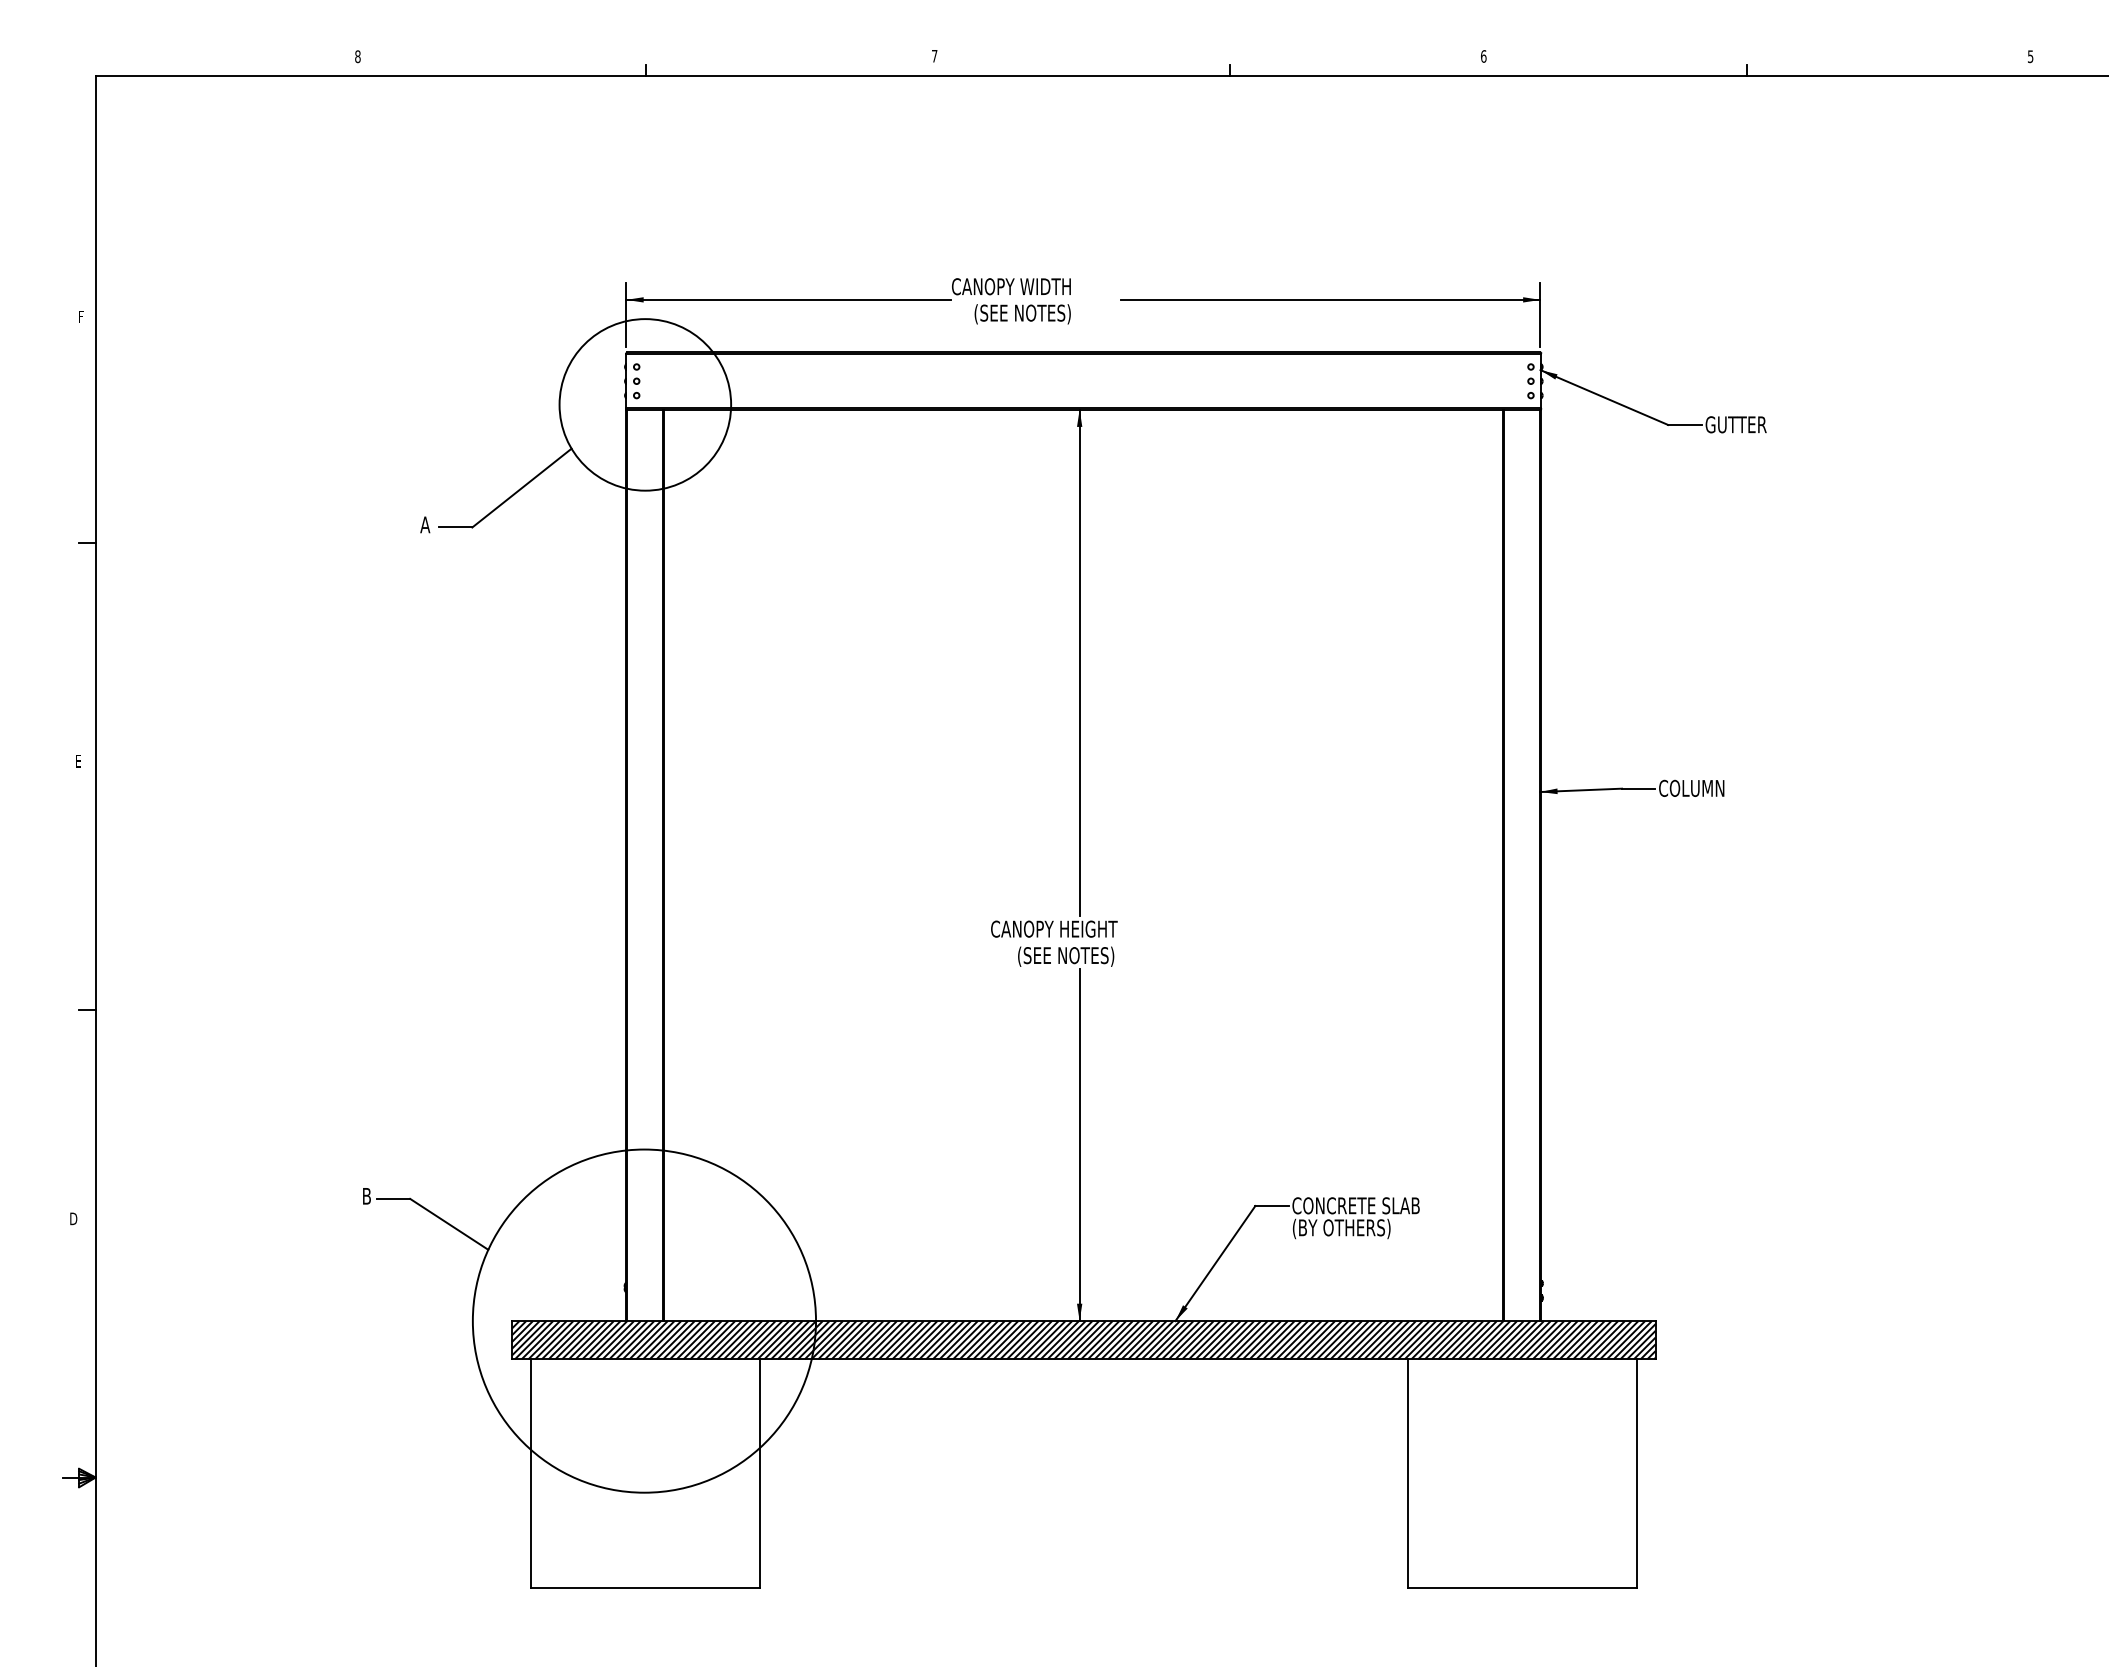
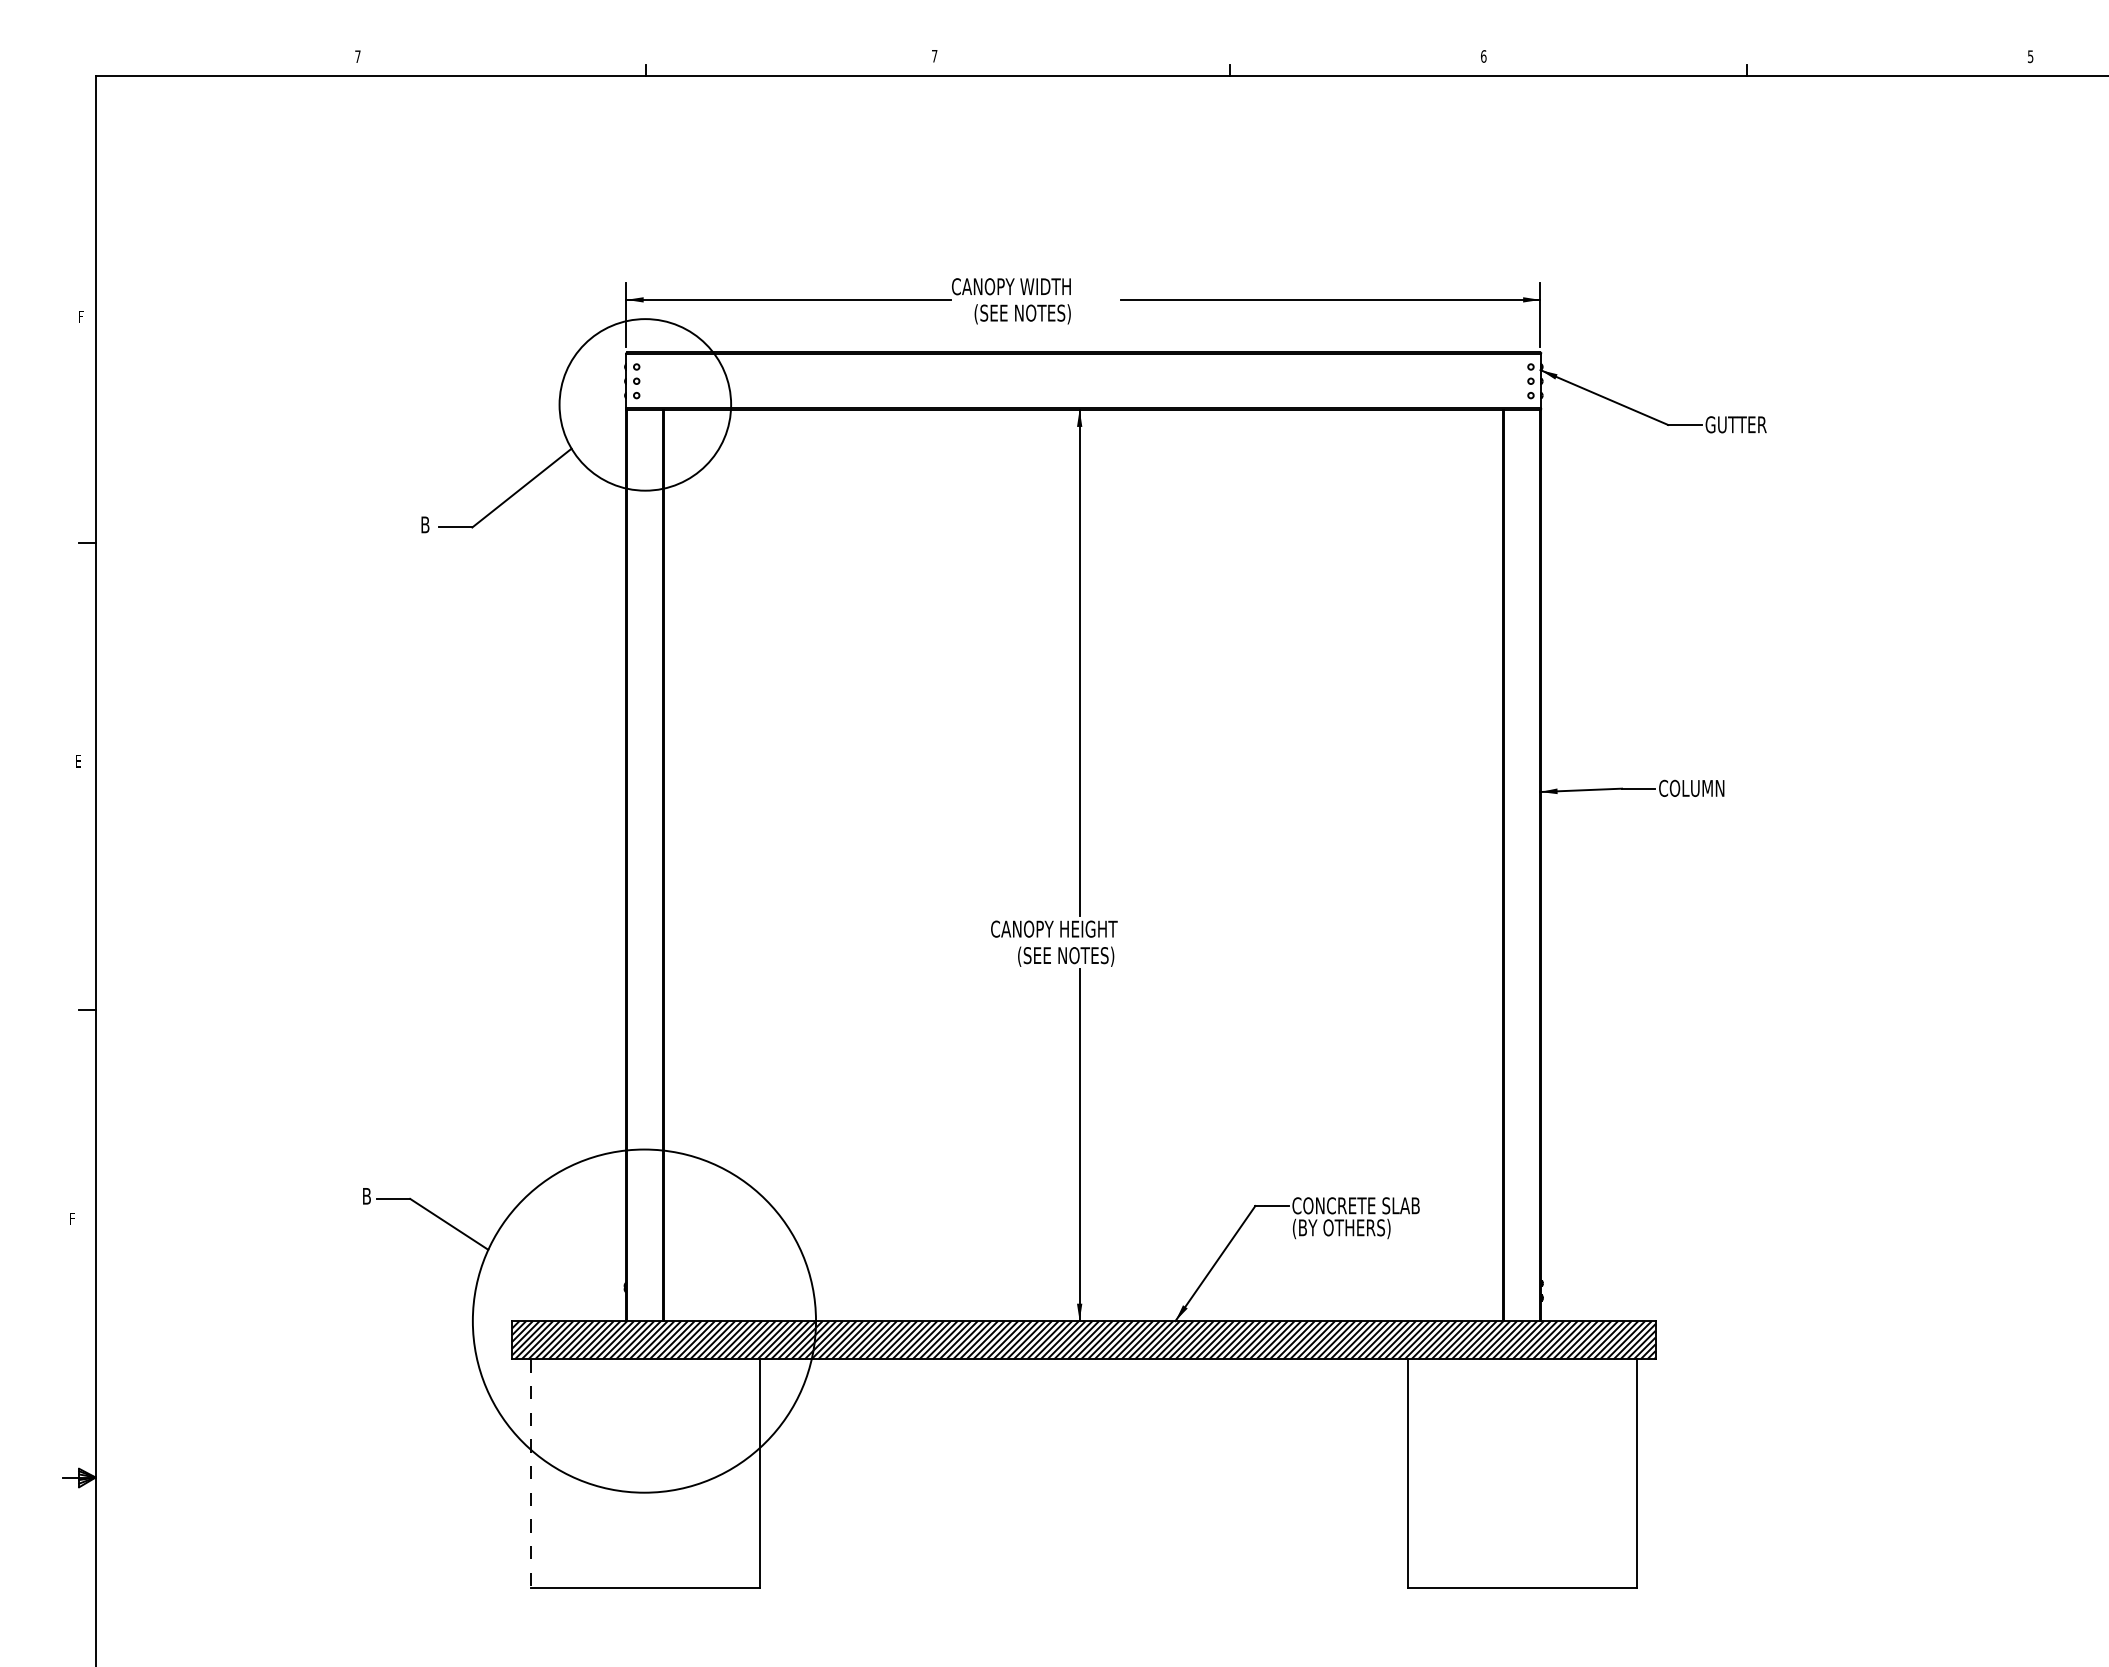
text: 8 -> 7 (357, 56)
text: A -> B (425, 524)
text: D -> F (73, 1218)
line: solid -> dashed (530, 1474)
